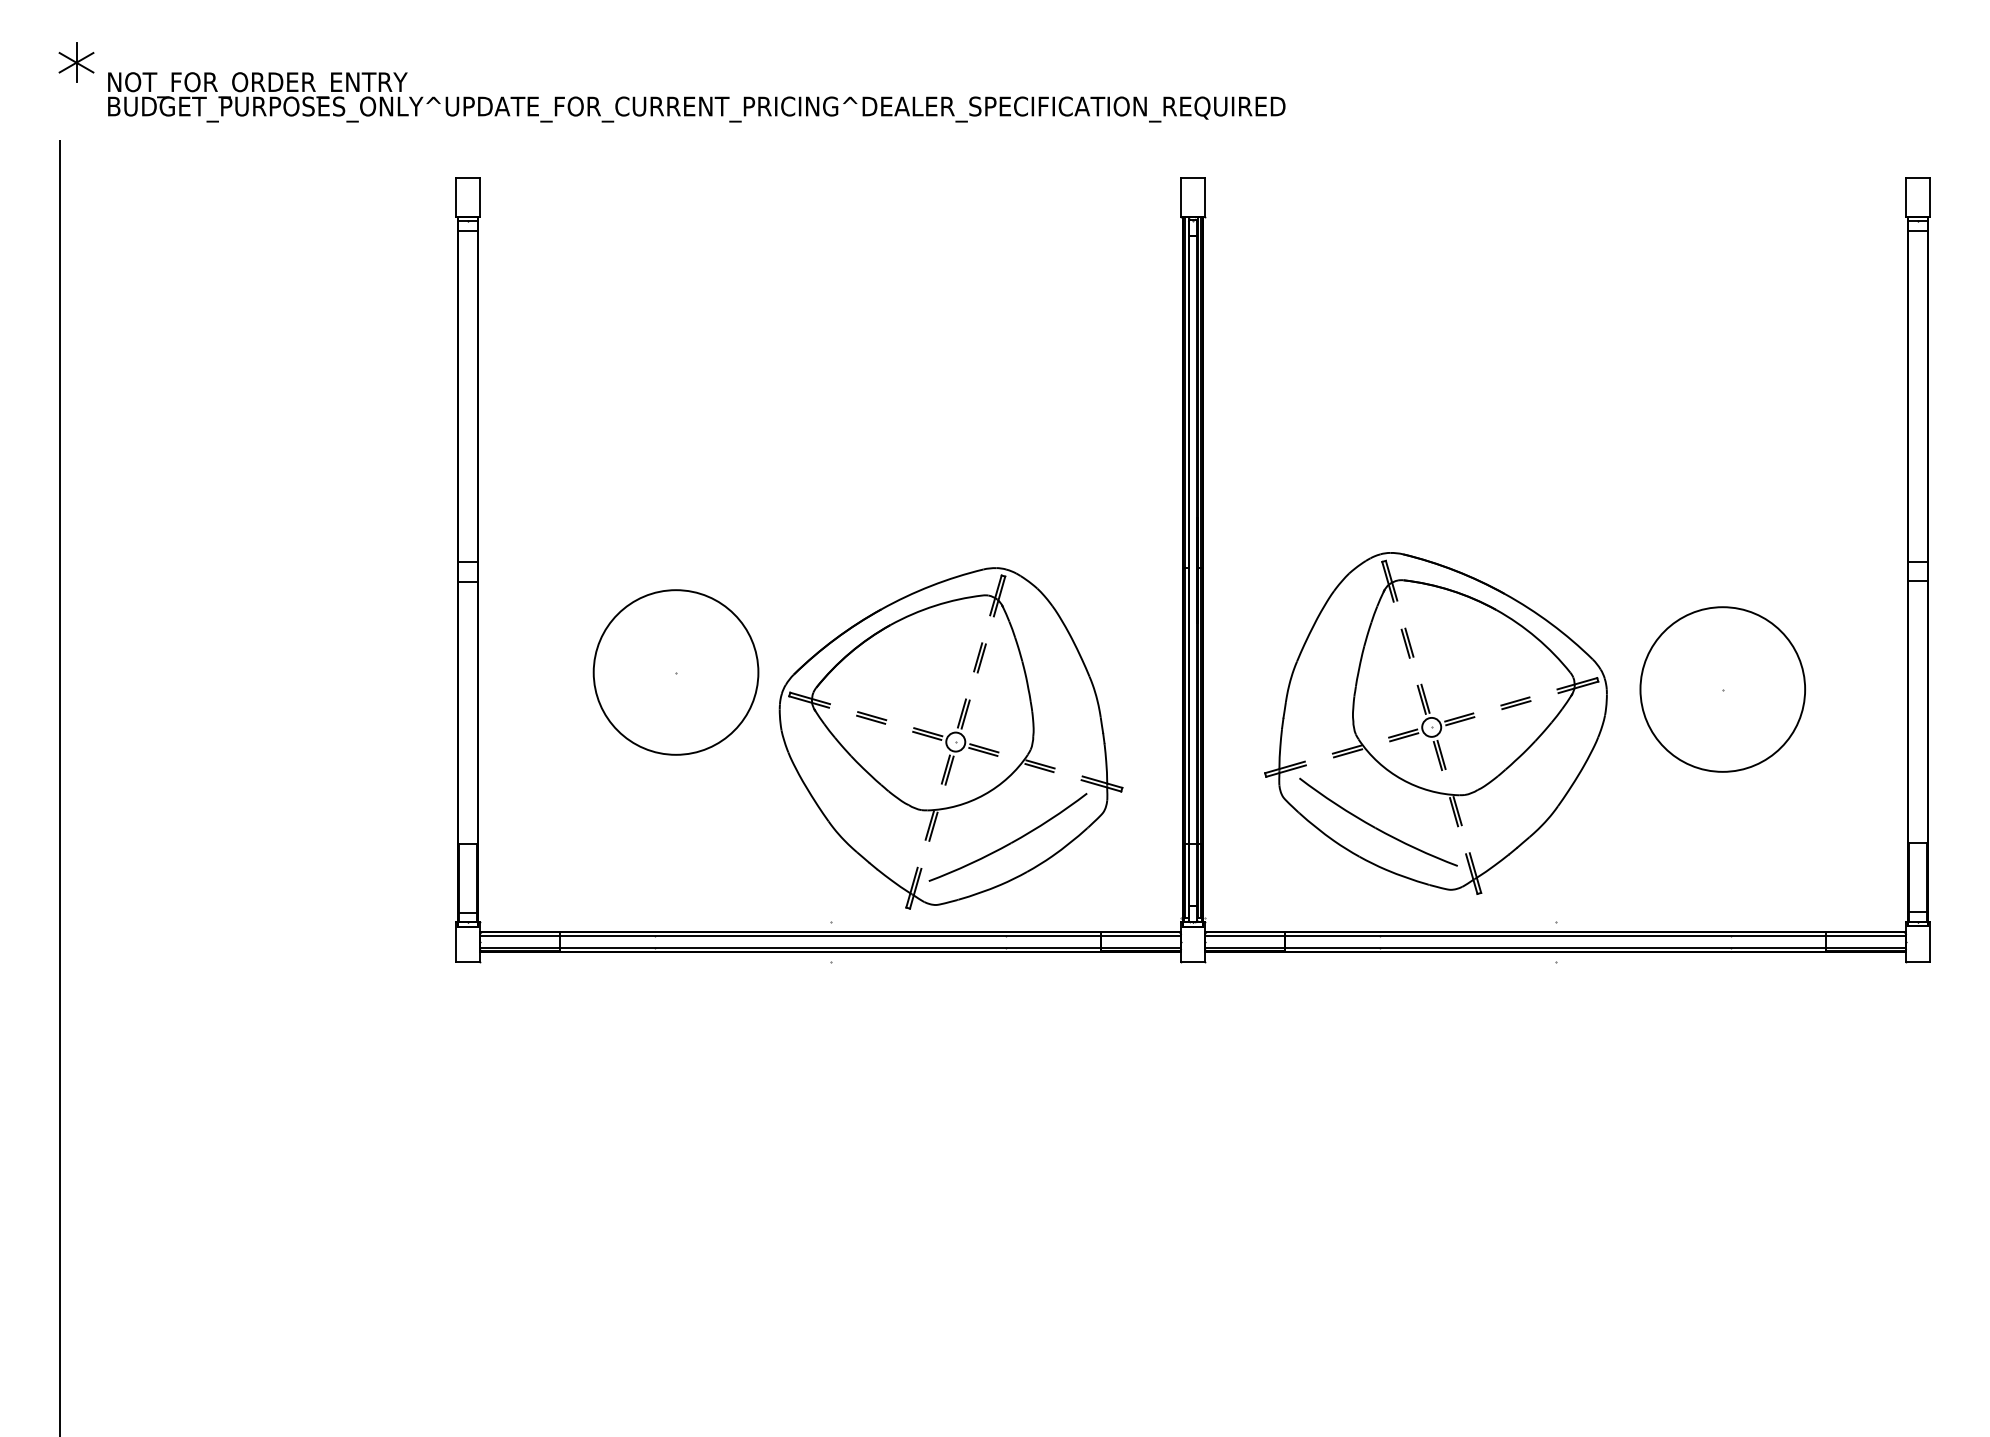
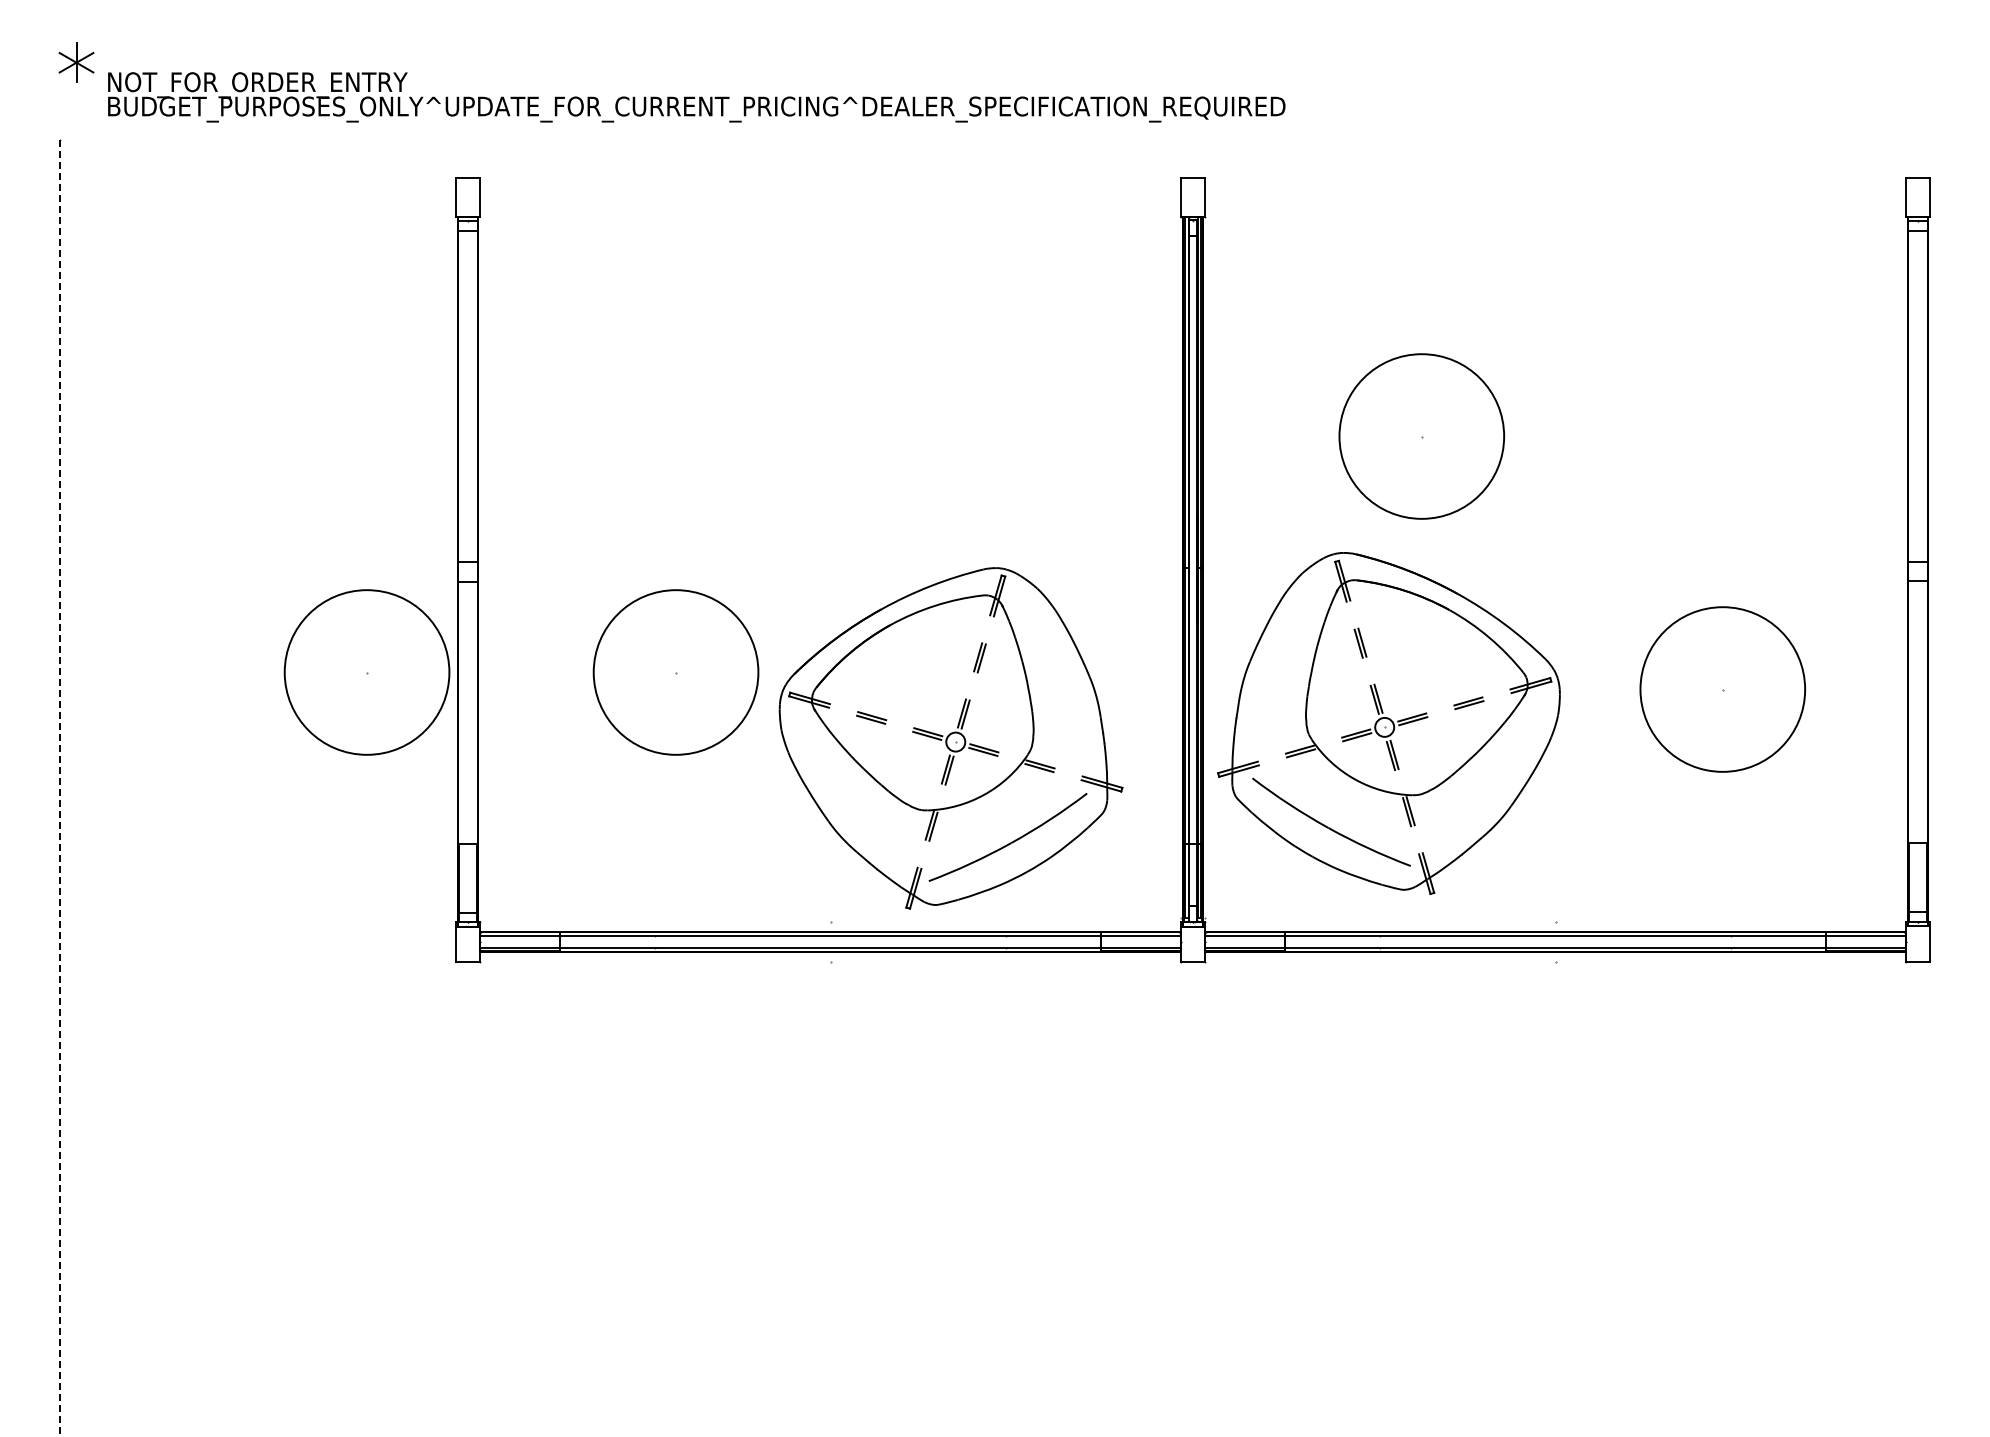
part: none -> present (1421, 436)
part: none -> present (366, 672)
part position: (1435, 723) -> (1388, 723) (1388, 723)
line: solid -> dashed (59, 788)
